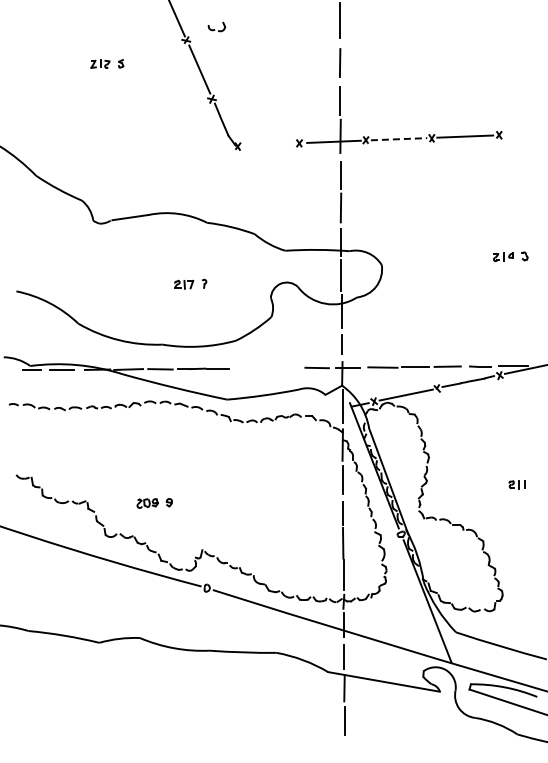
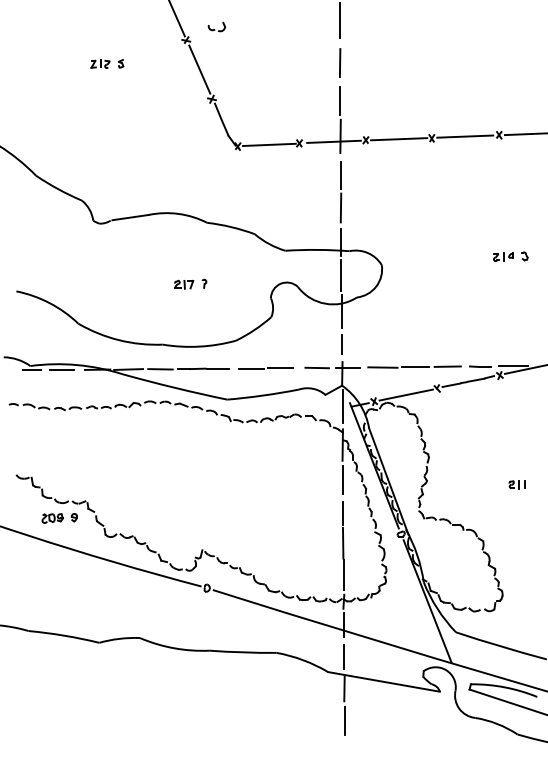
line: none -> present (524, 134)
line: dashed -> solid (399, 139)
line: none -> present (269, 144)
line: none -> present (264, 368)
part position: (154, 503) -> (59, 518) (59, 518)
